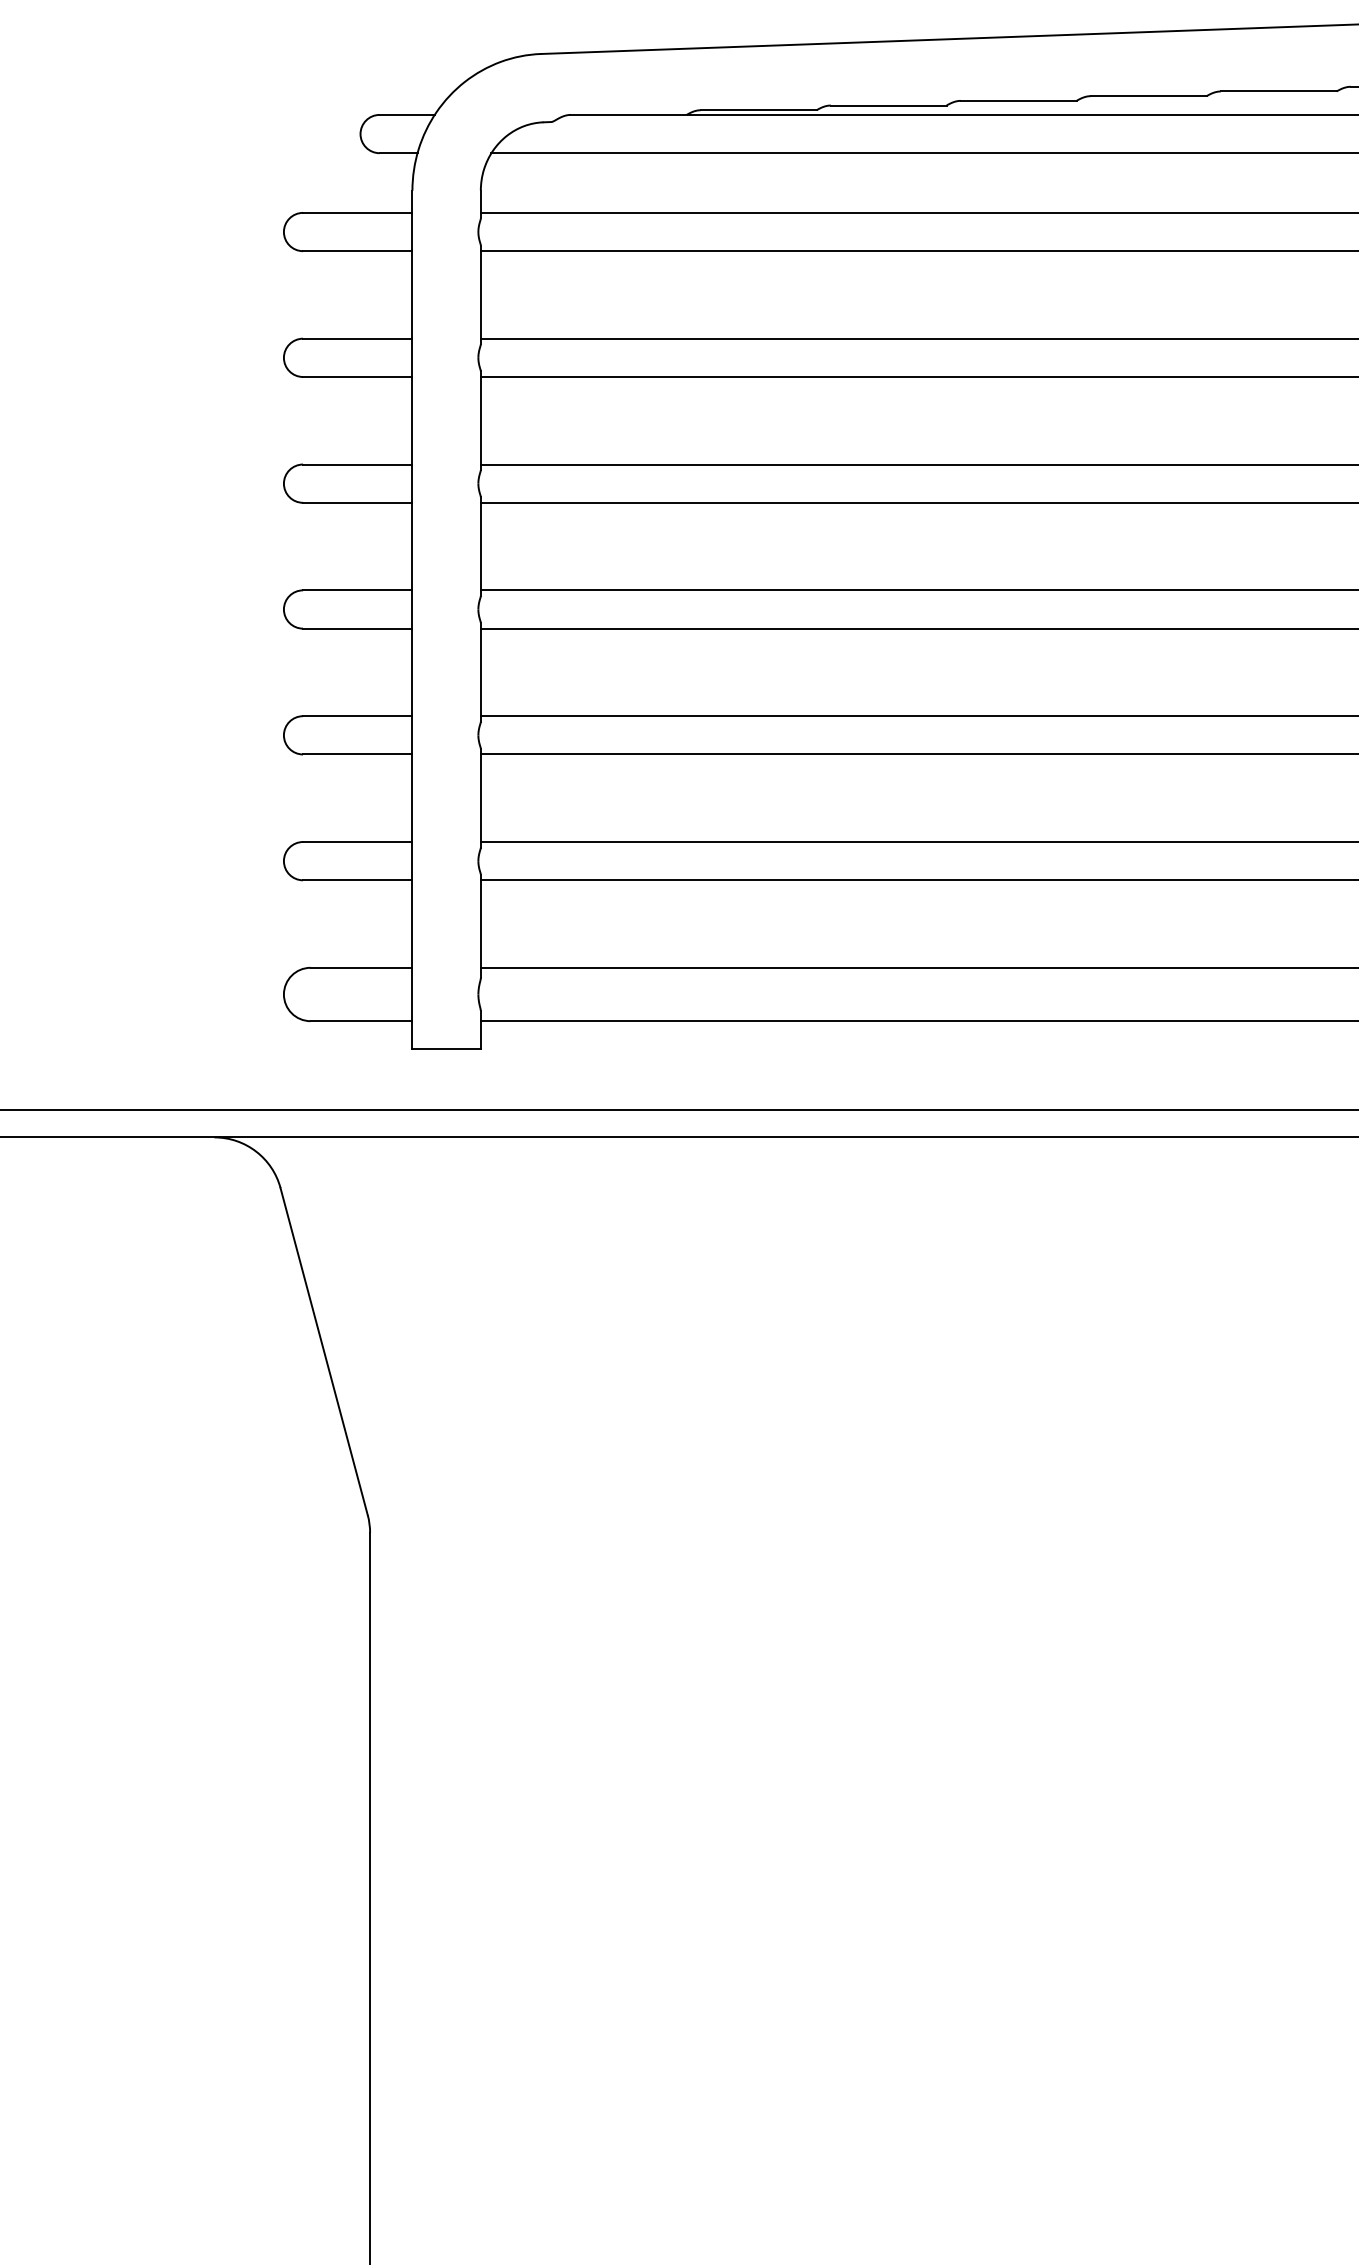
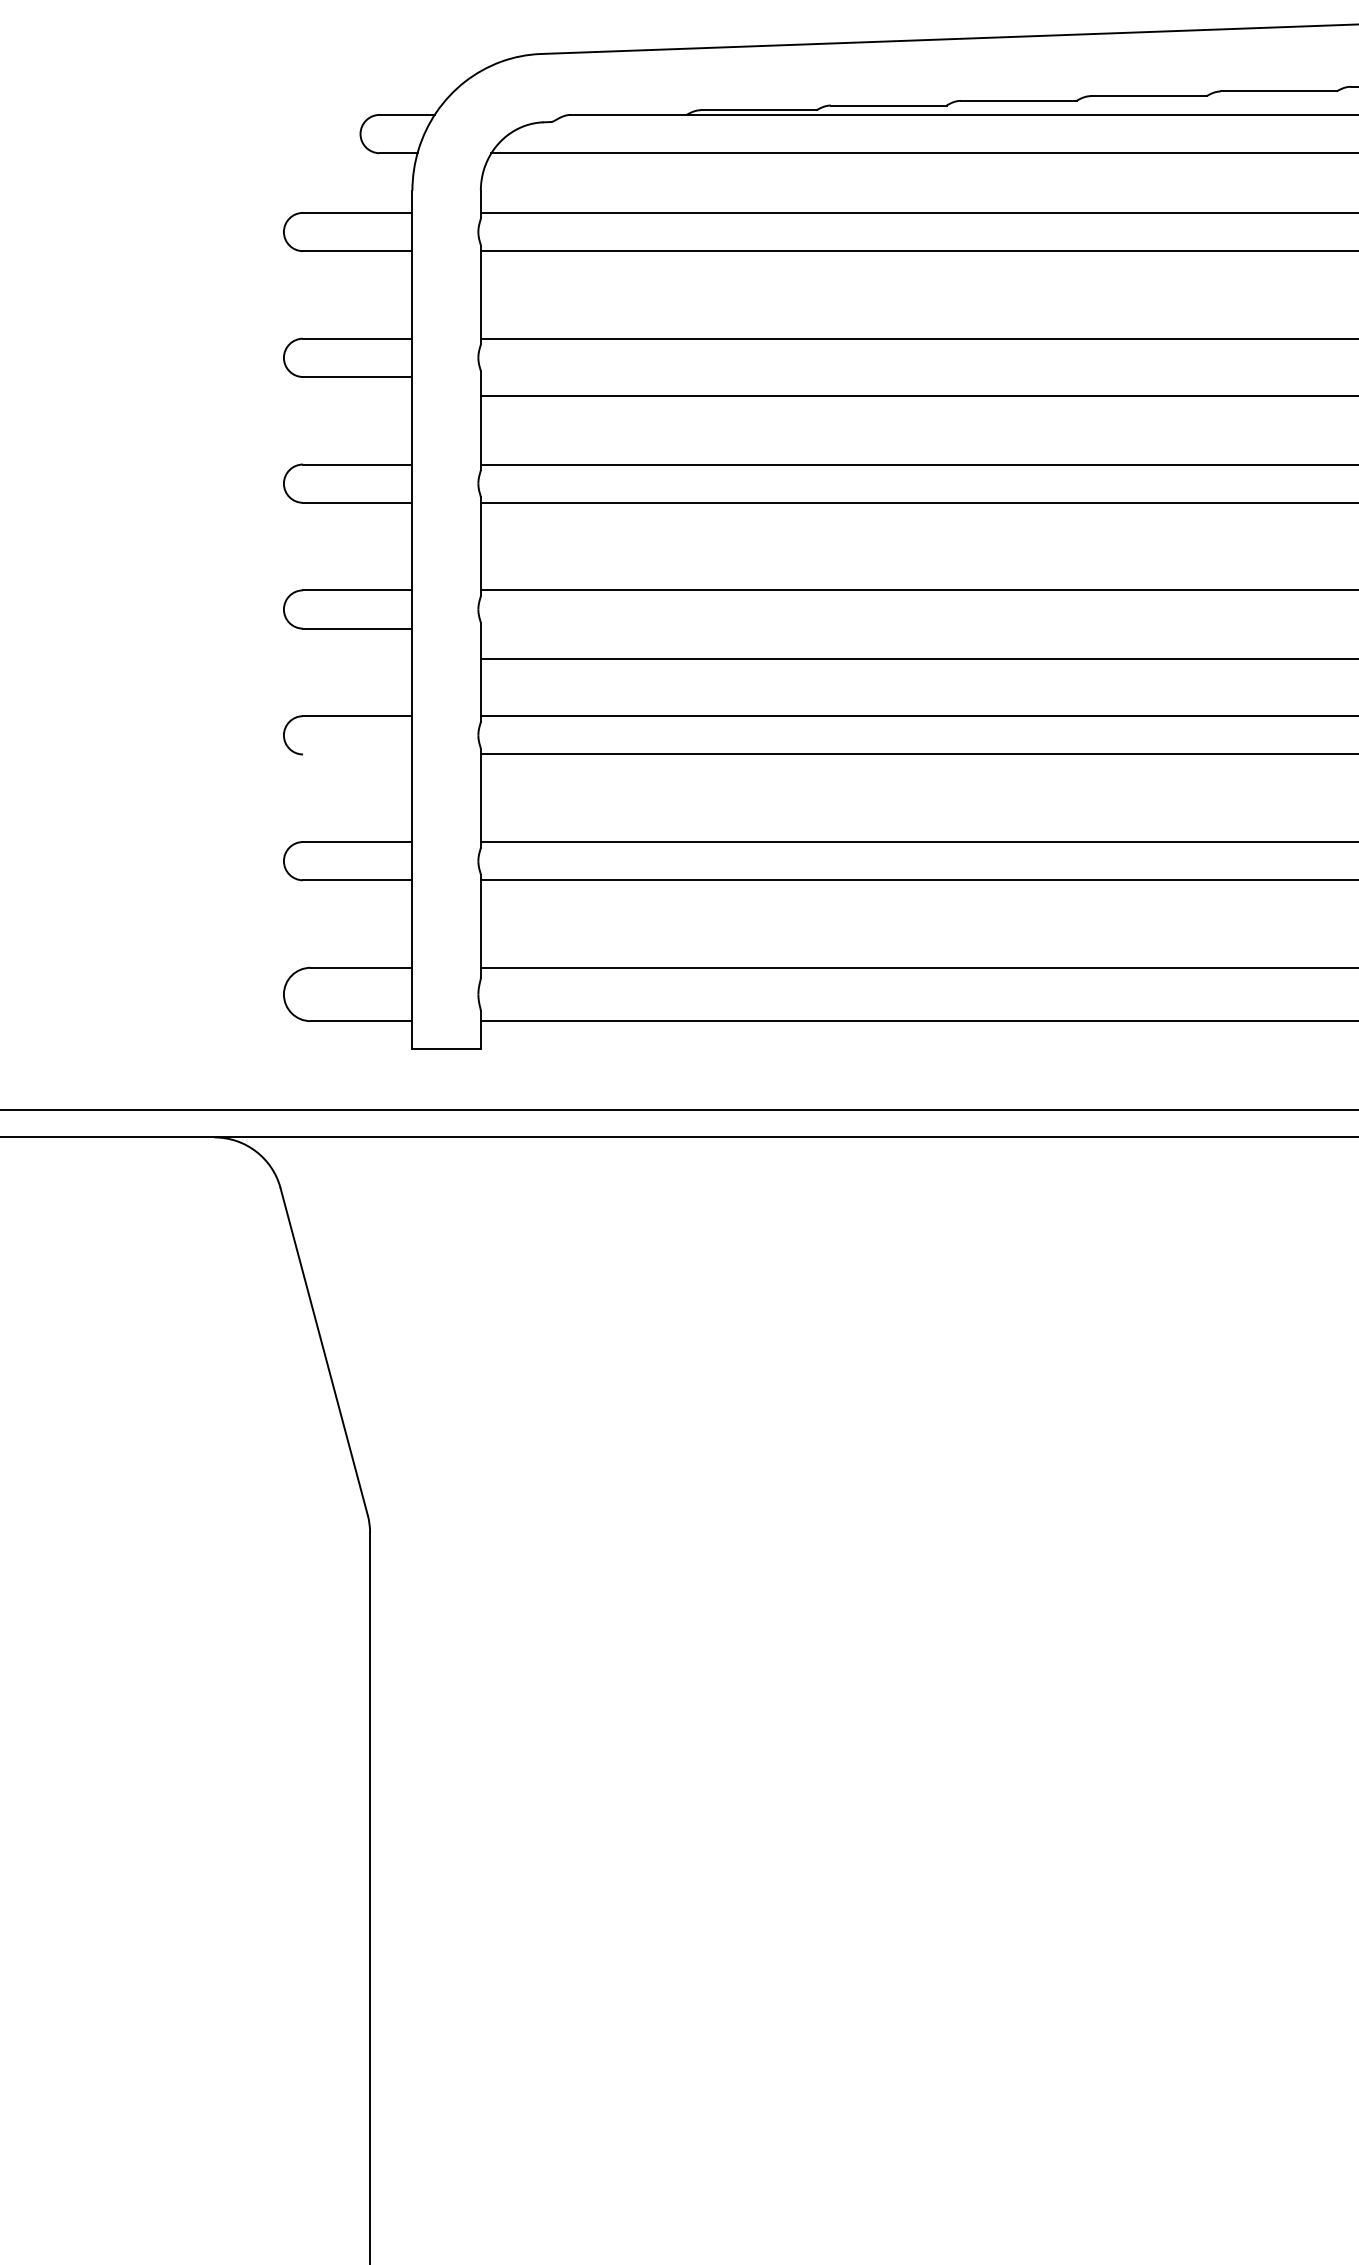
line position: (917, 377) -> (917, 396) (917, 396)
line position: (917, 628) -> (917, 658) (917, 658)
line: present -> none (357, 754)
